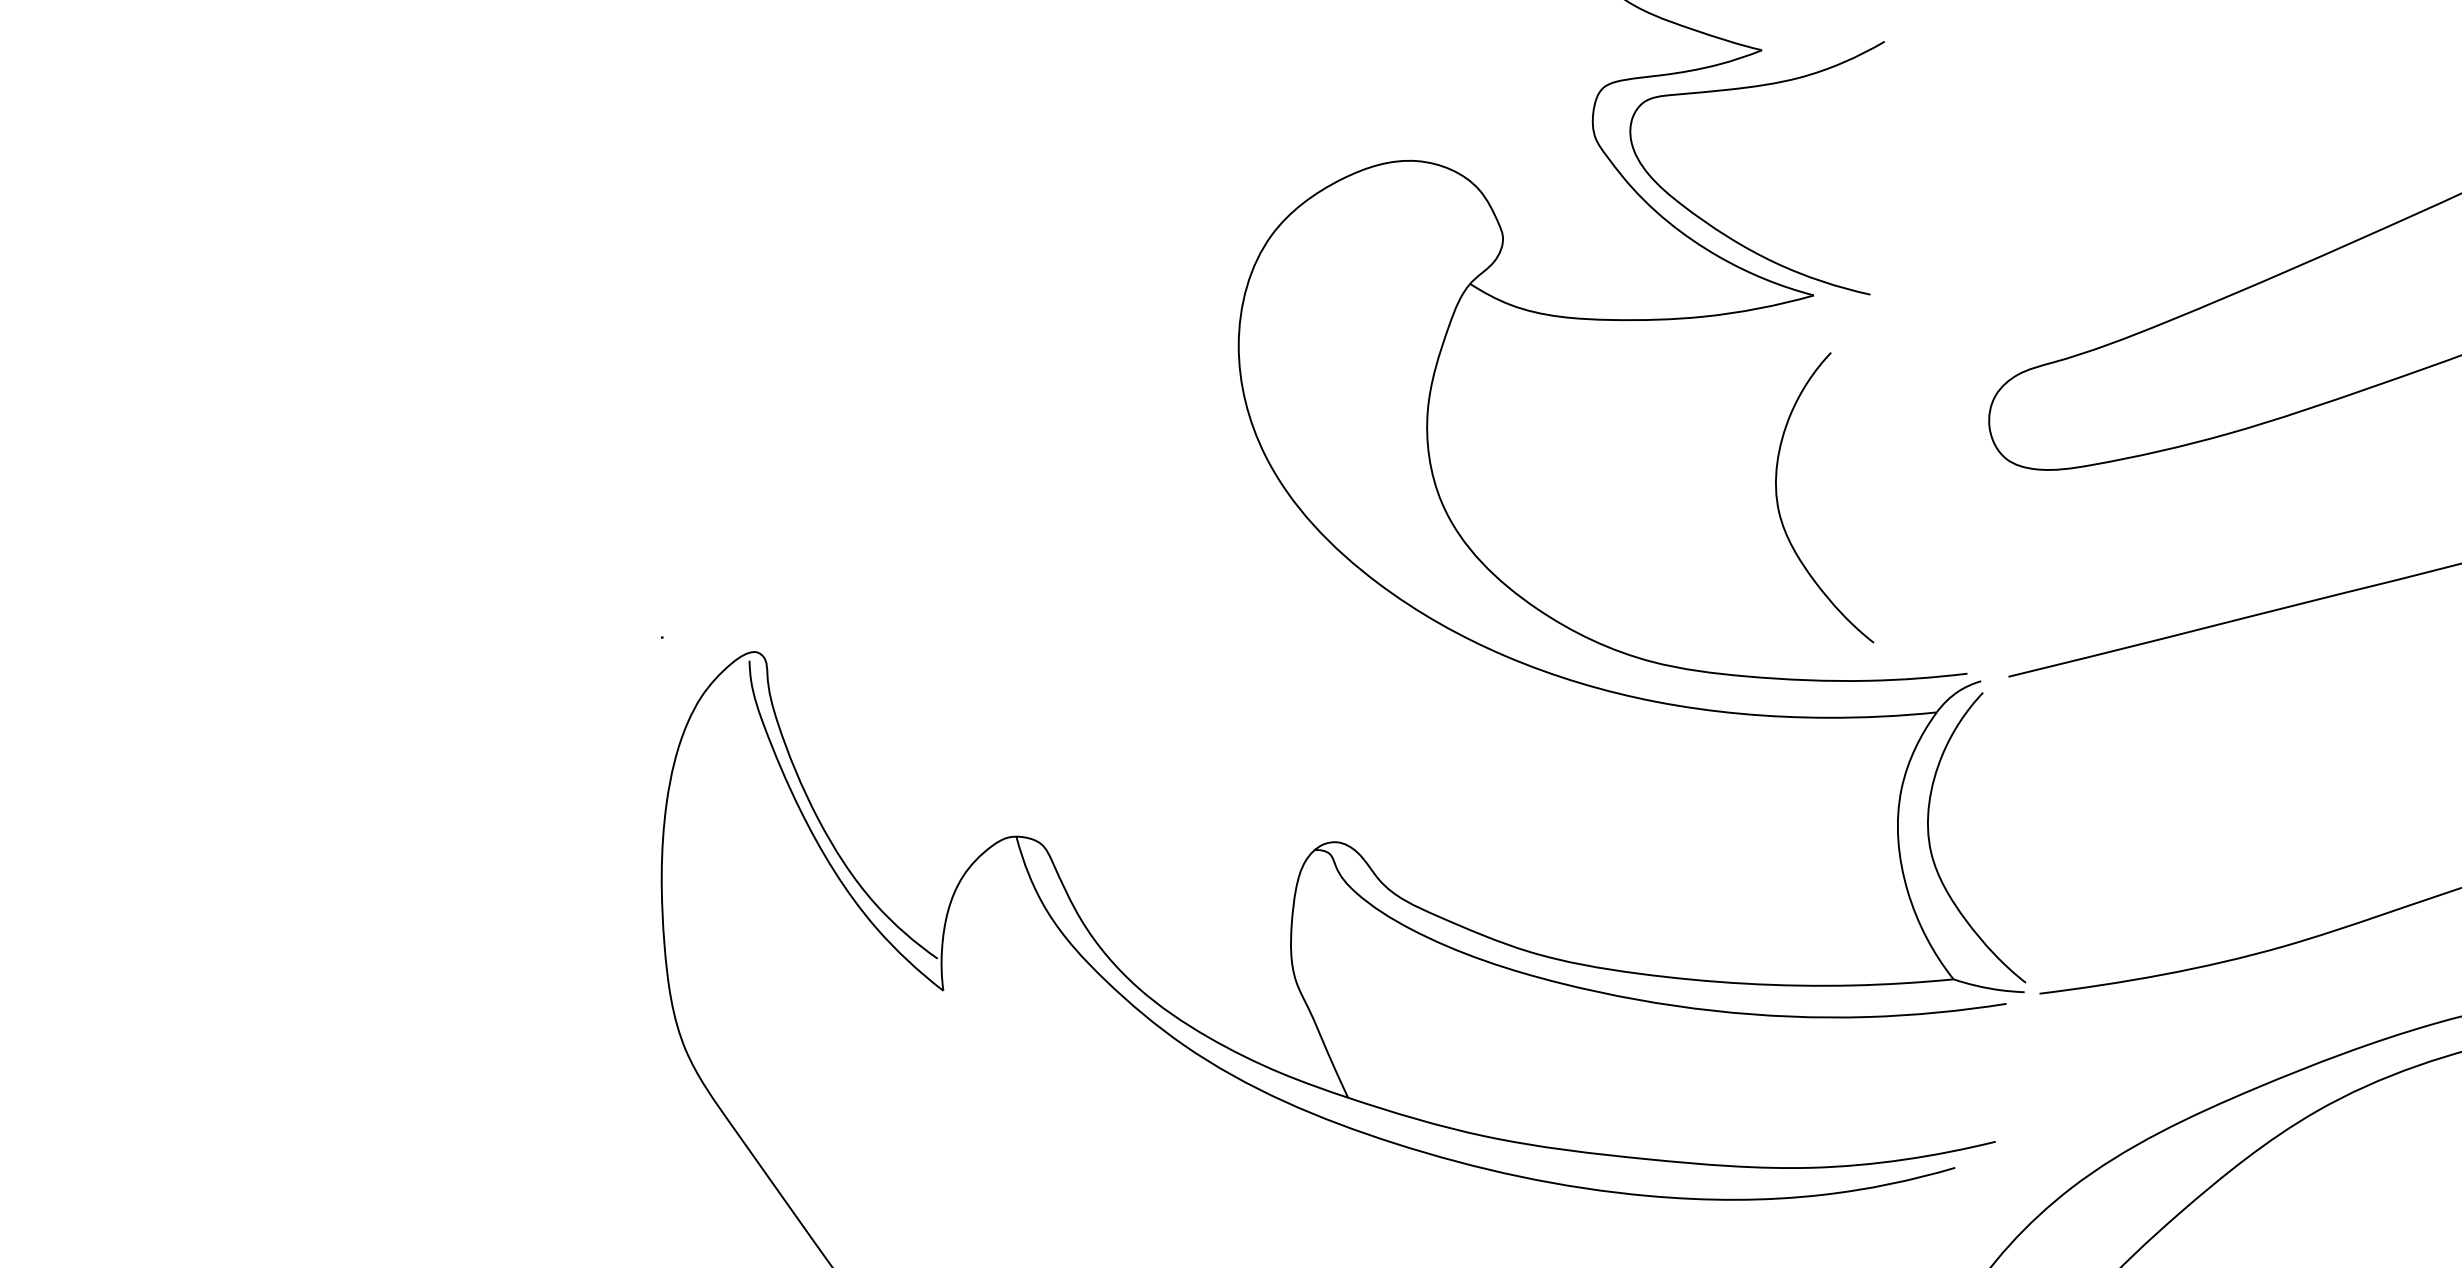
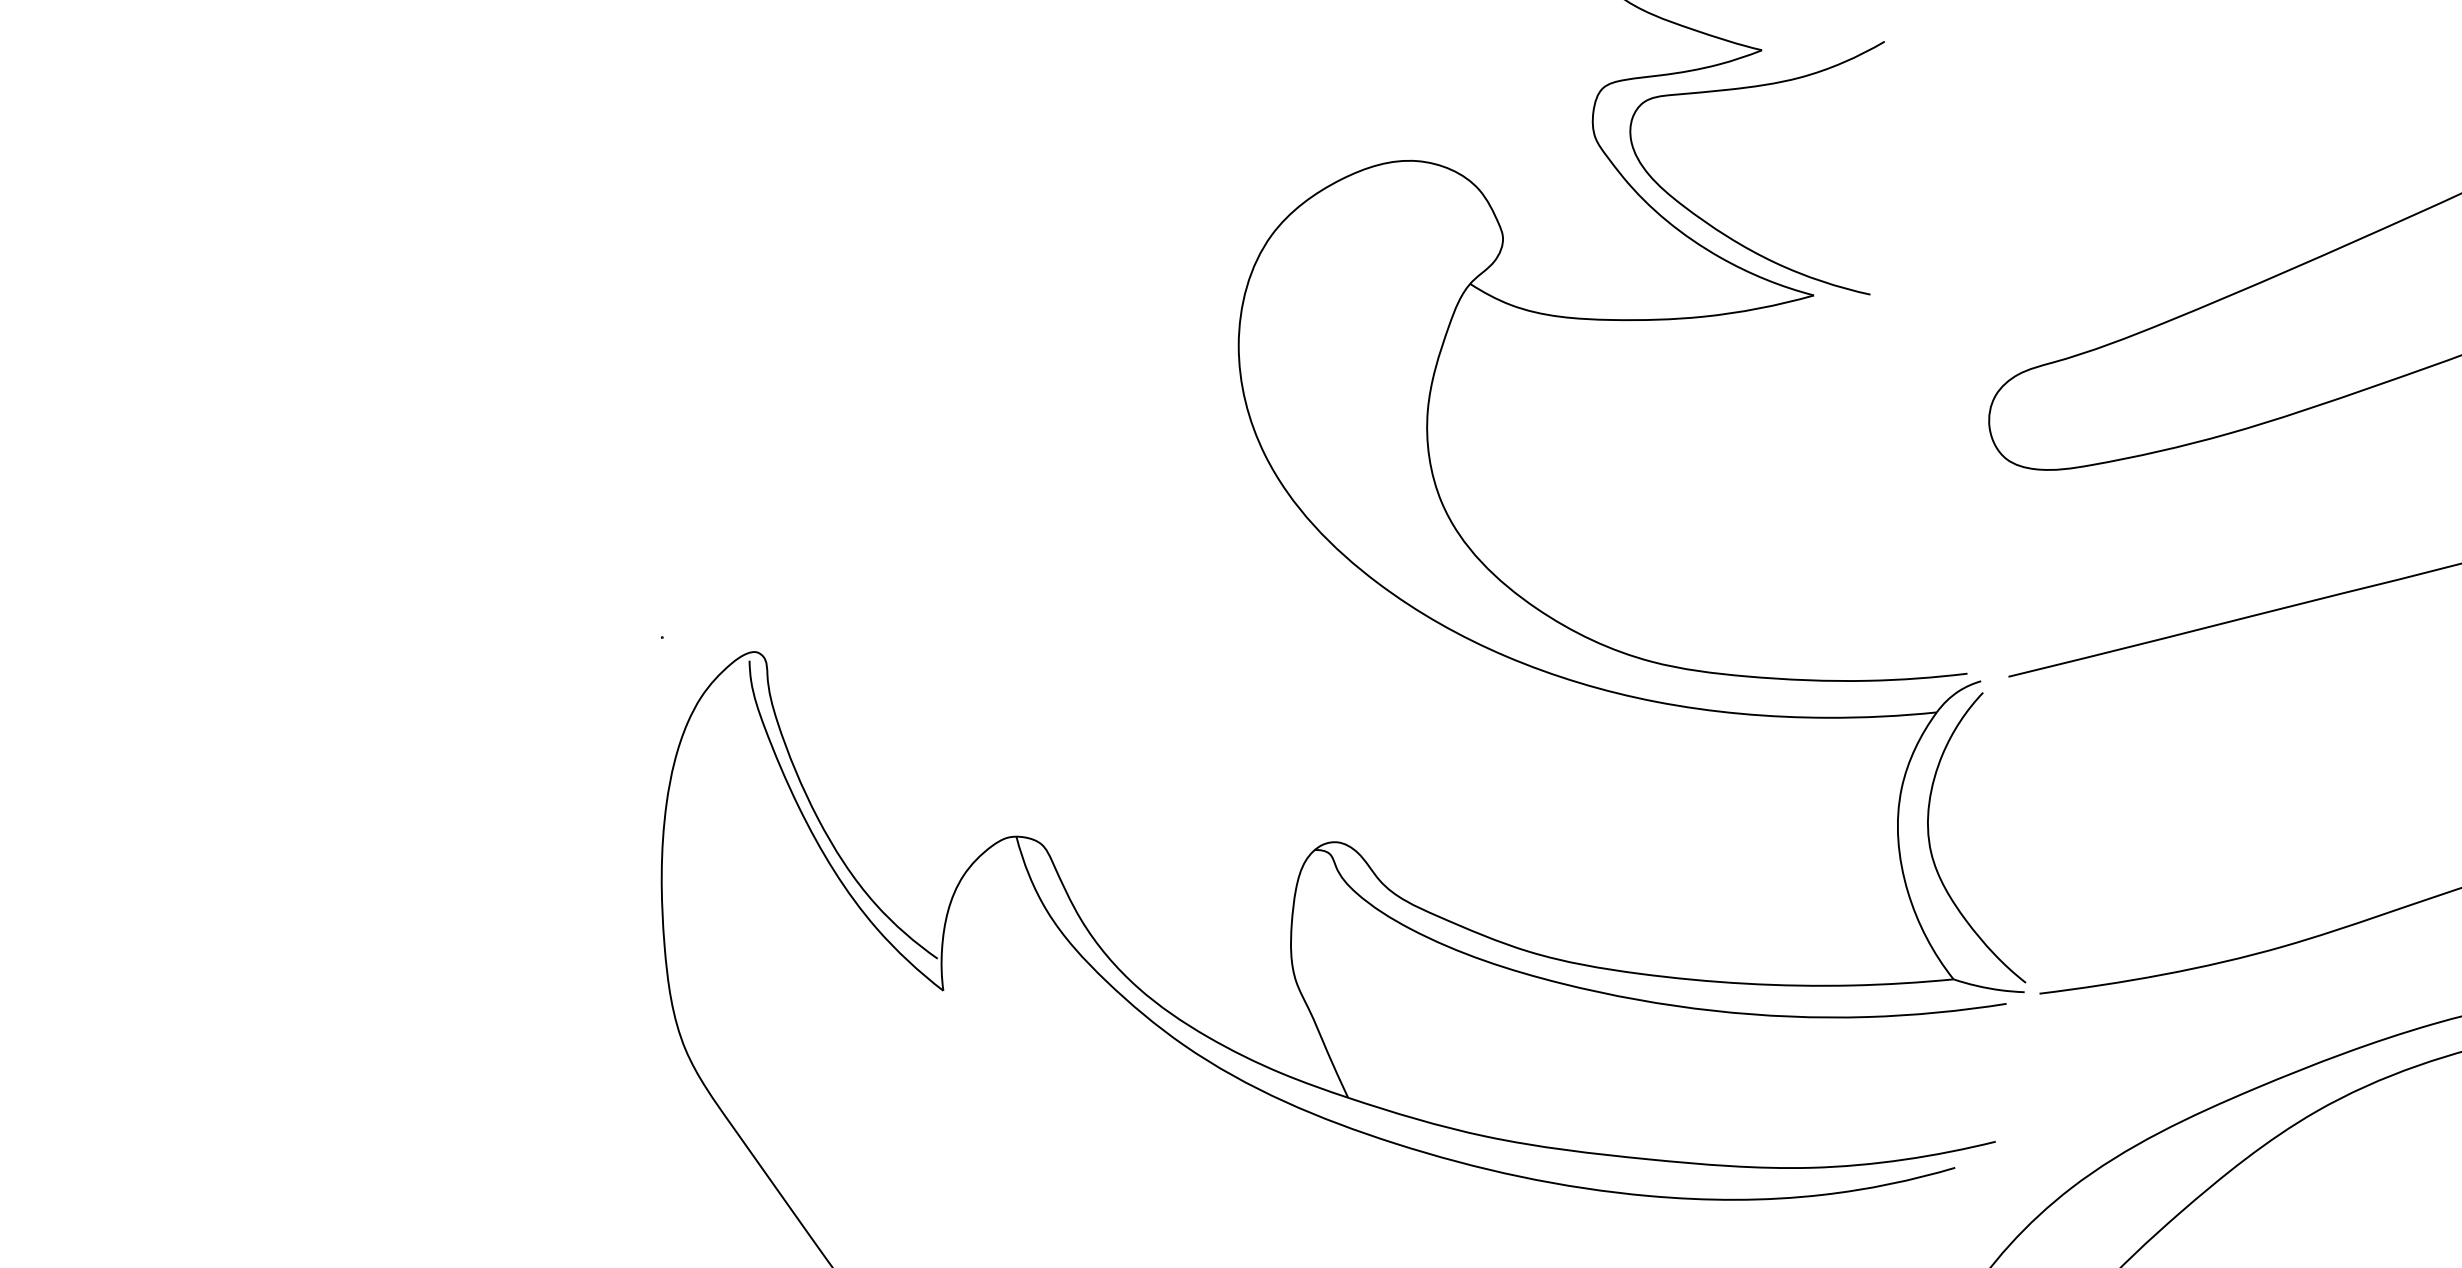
curve: present -> none (1778, 501)
